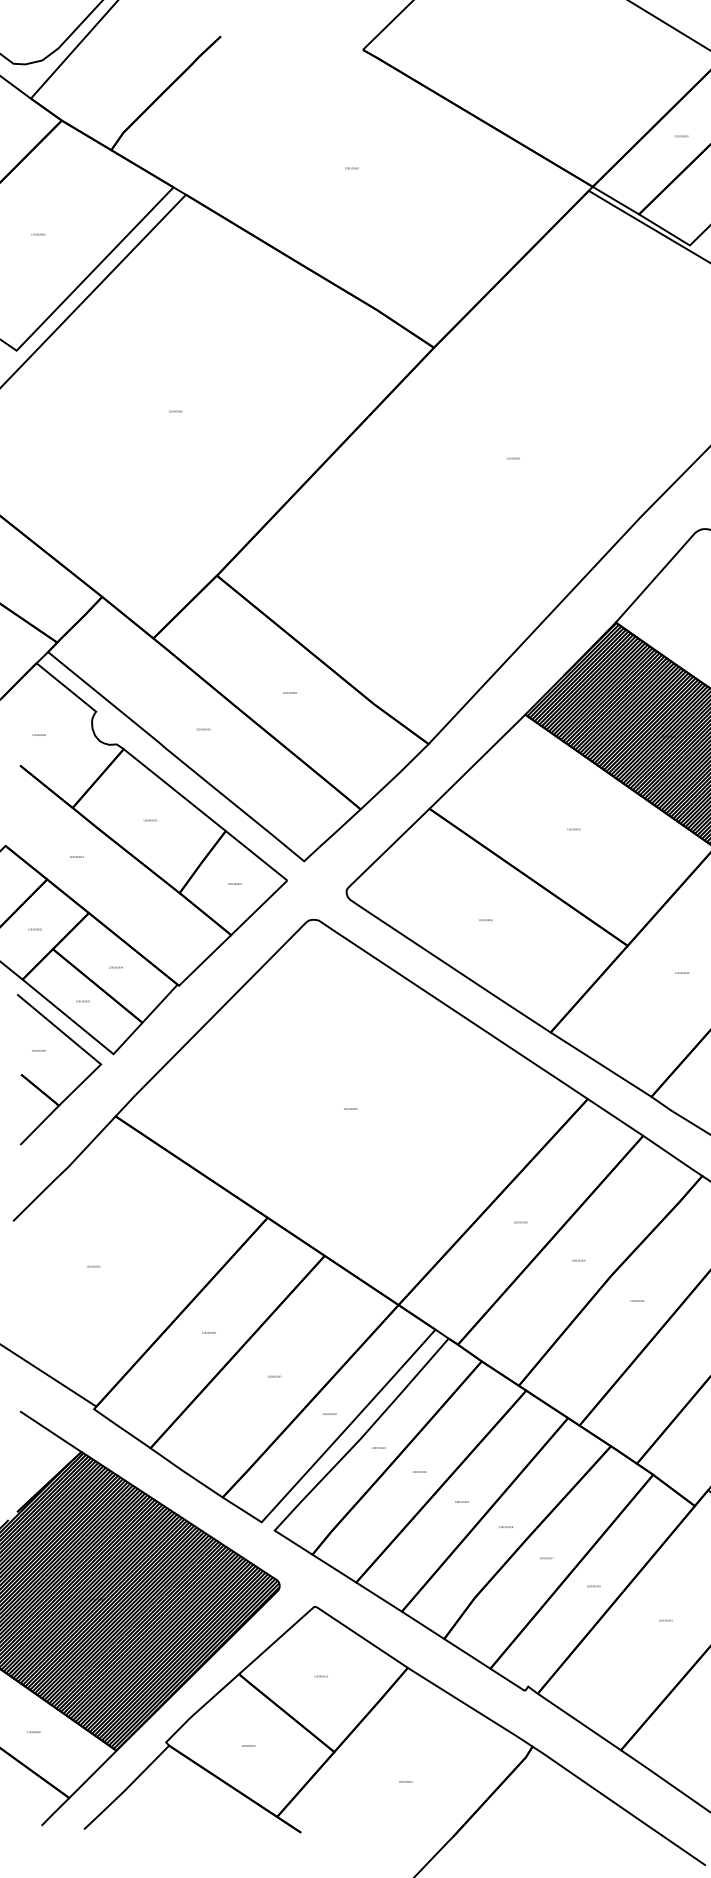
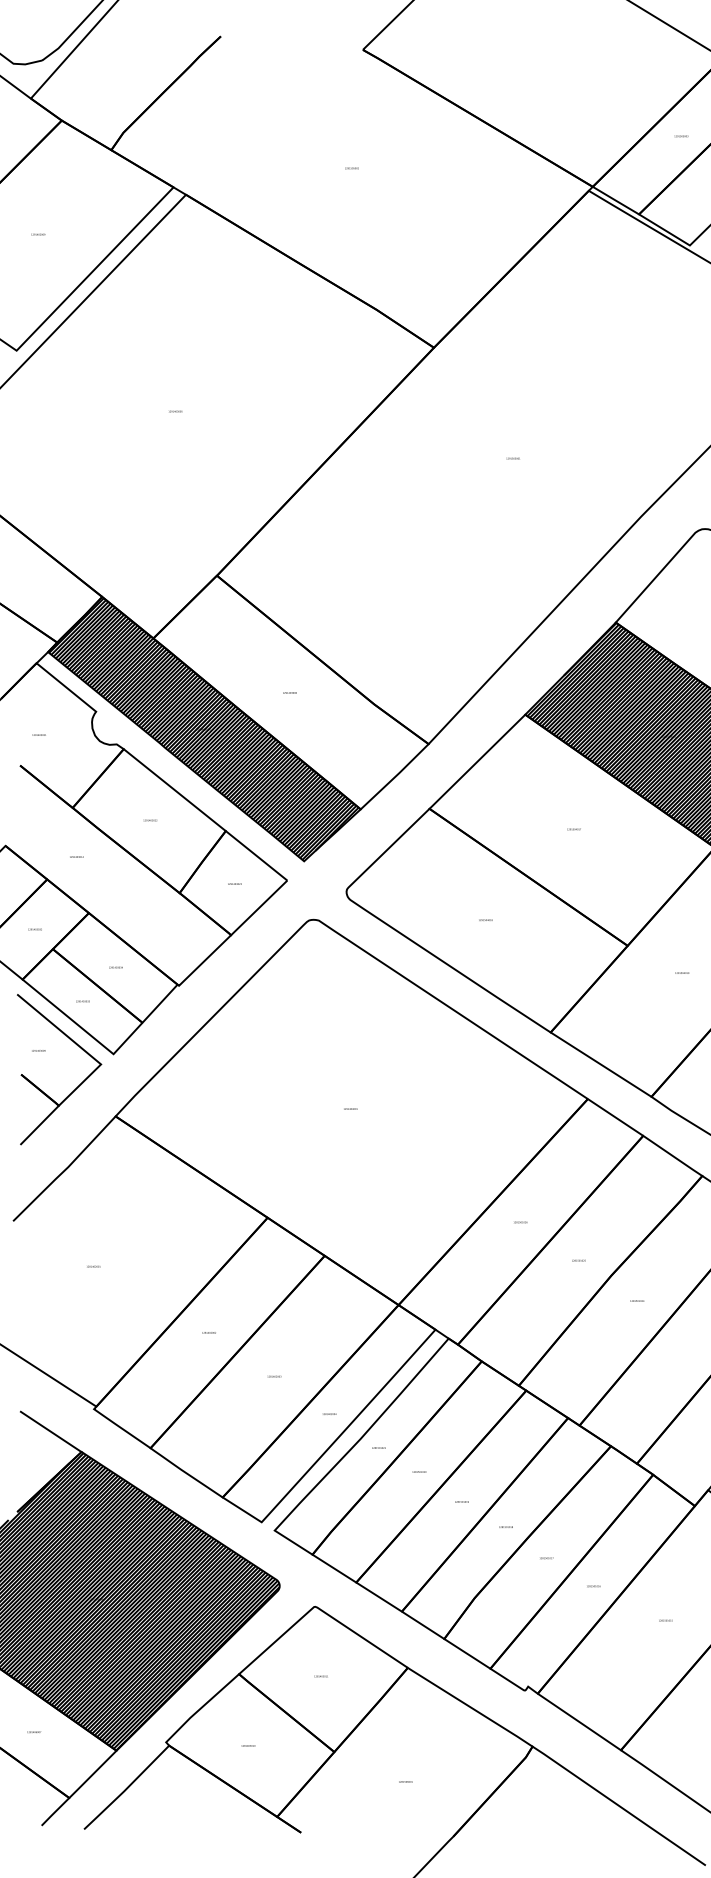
hatch: none -> present (203, 728)
